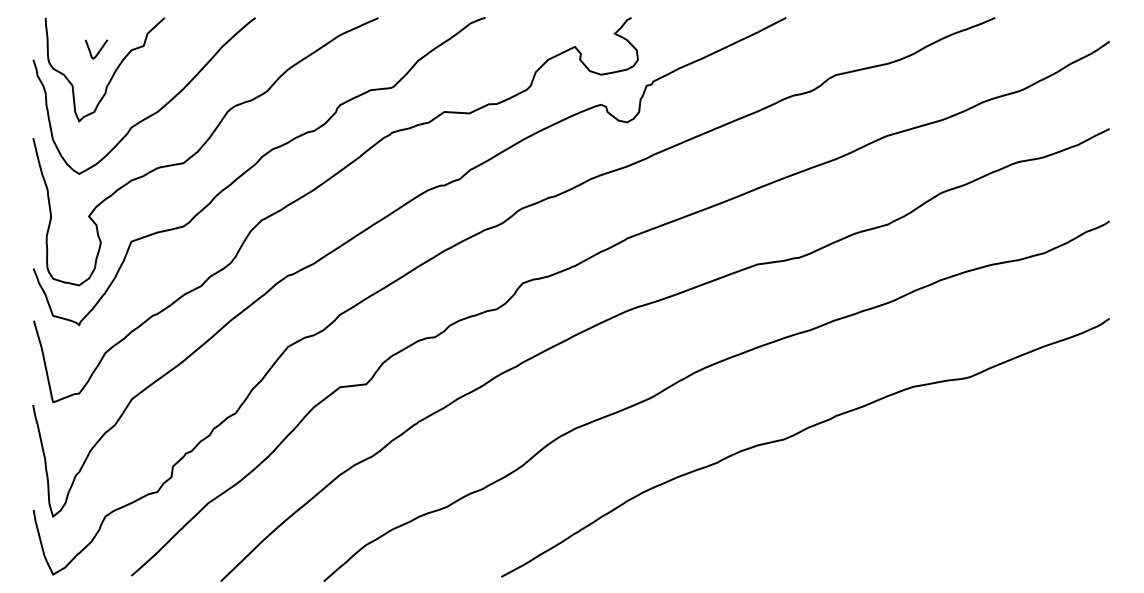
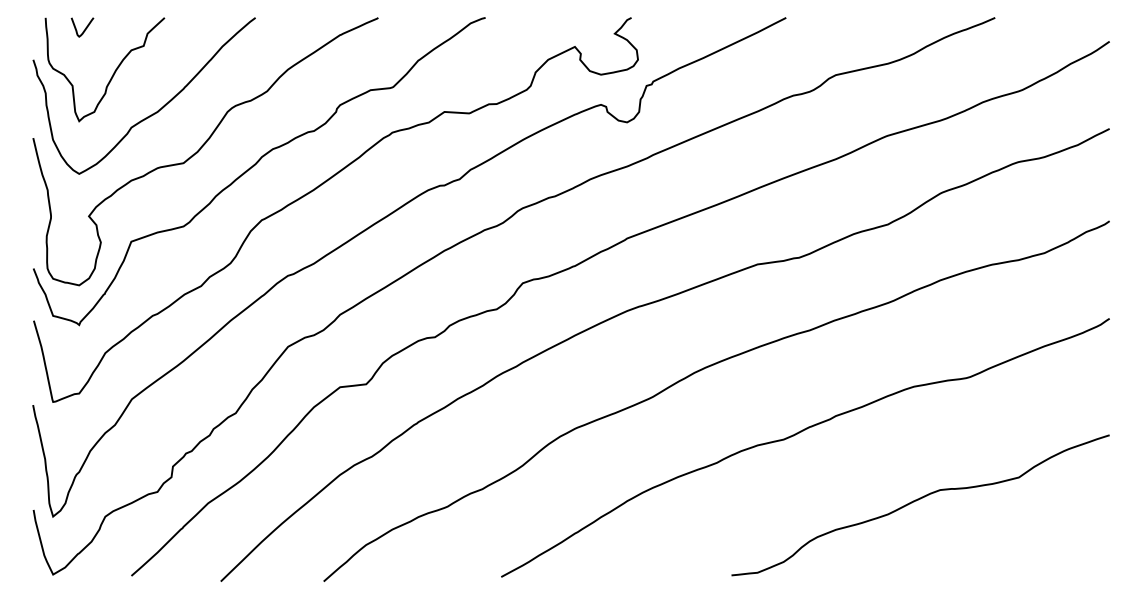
curve position: (98, 51) -> (84, 29) (84, 29)
curve: none -> present (918, 500)
